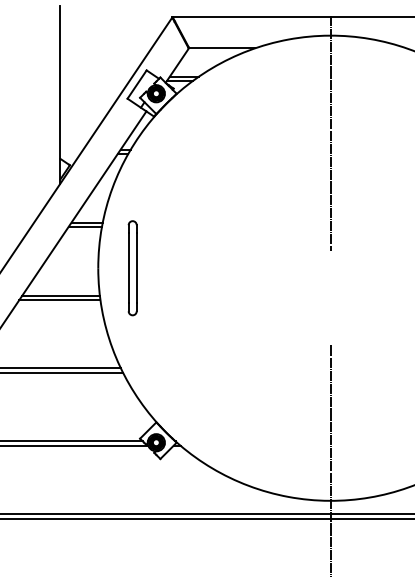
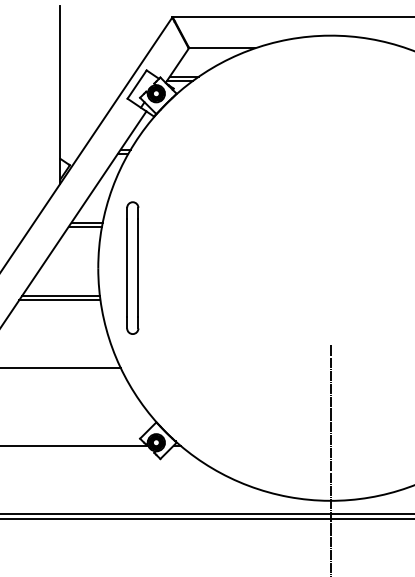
line: present -> none (330, 133)
part size: 11x97 px -> 14x134 px (132, 267)
line: present -> none (62, 372)
line: present -> none (72, 441)
